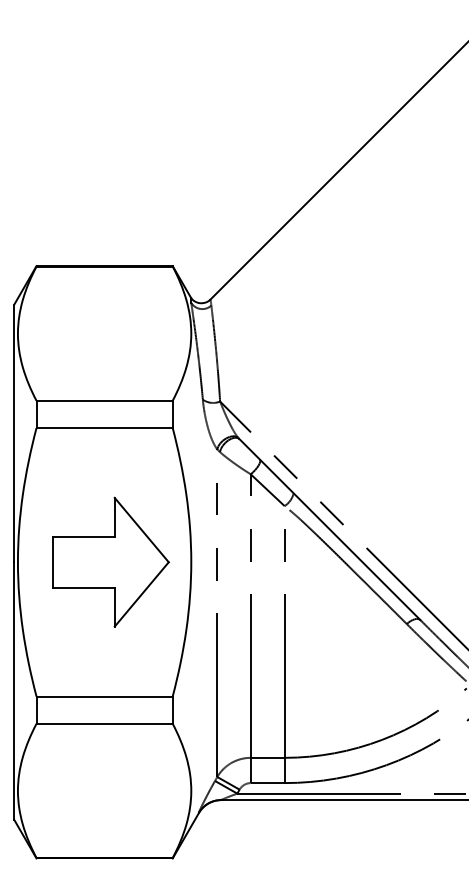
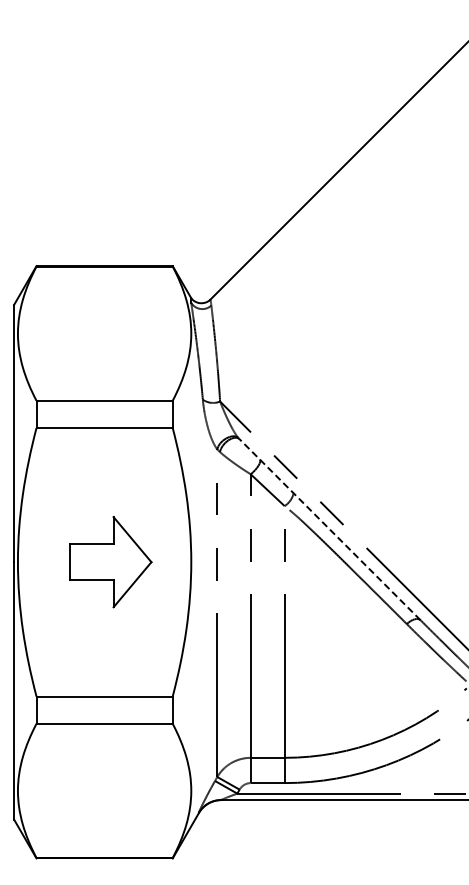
line: solid -> dashed (329, 529)
part size: 118x132 px -> 84x93 px (110, 562)
